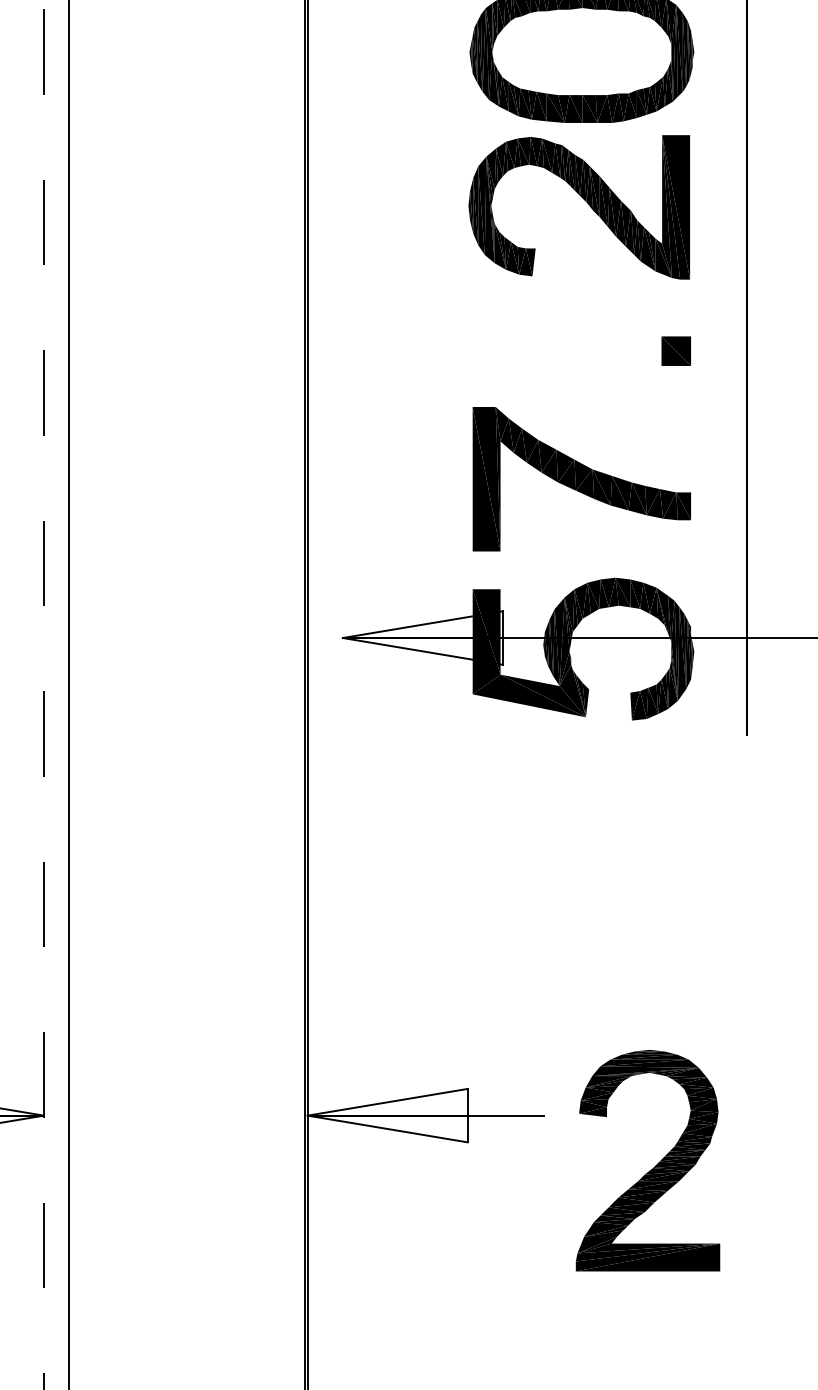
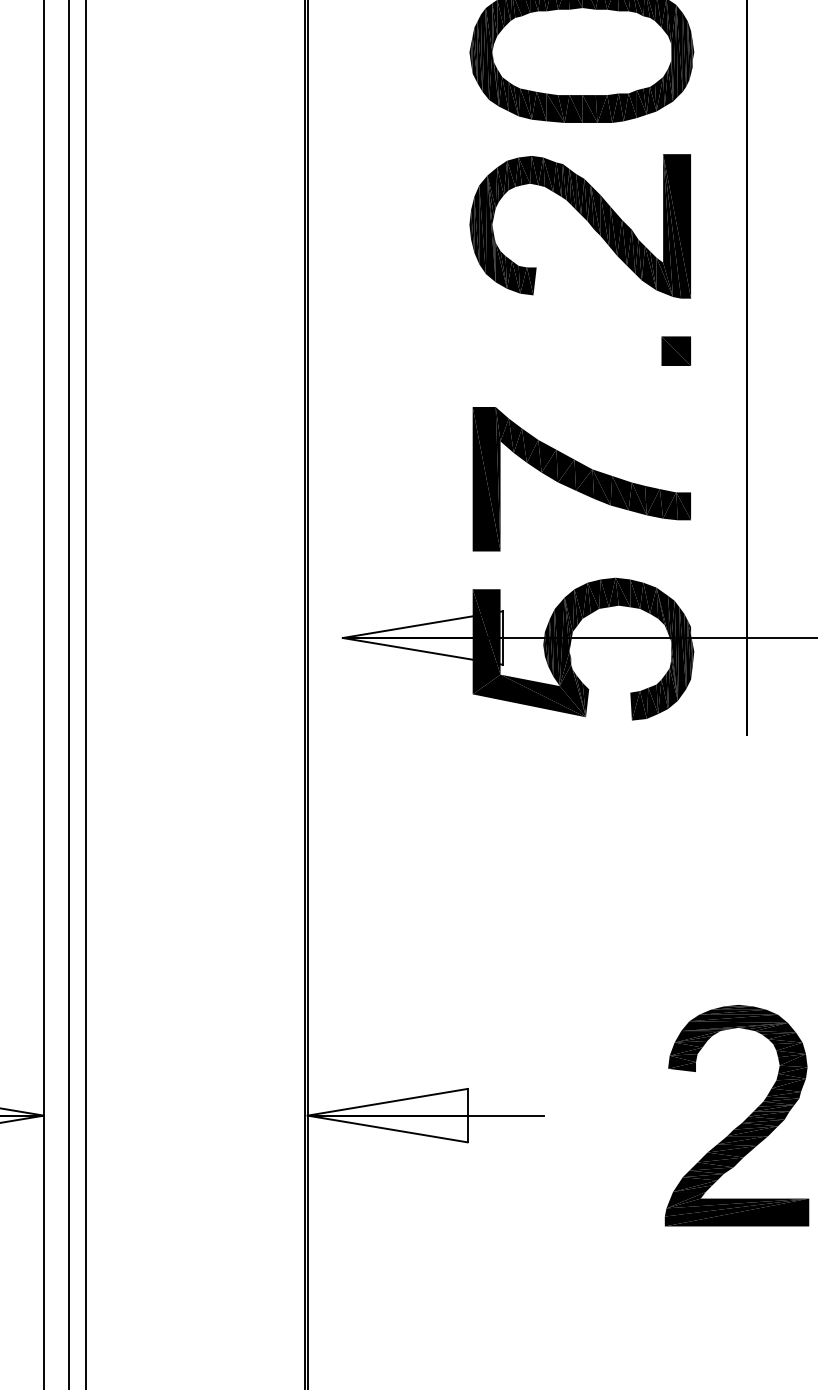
part position: (584, 200) -> (585, 219) (585, 219)
line: dashed -> solid (43, 694)
line: none -> present (86, 694)
part position: (654, 1166) -> (743, 1121) (743, 1121)
